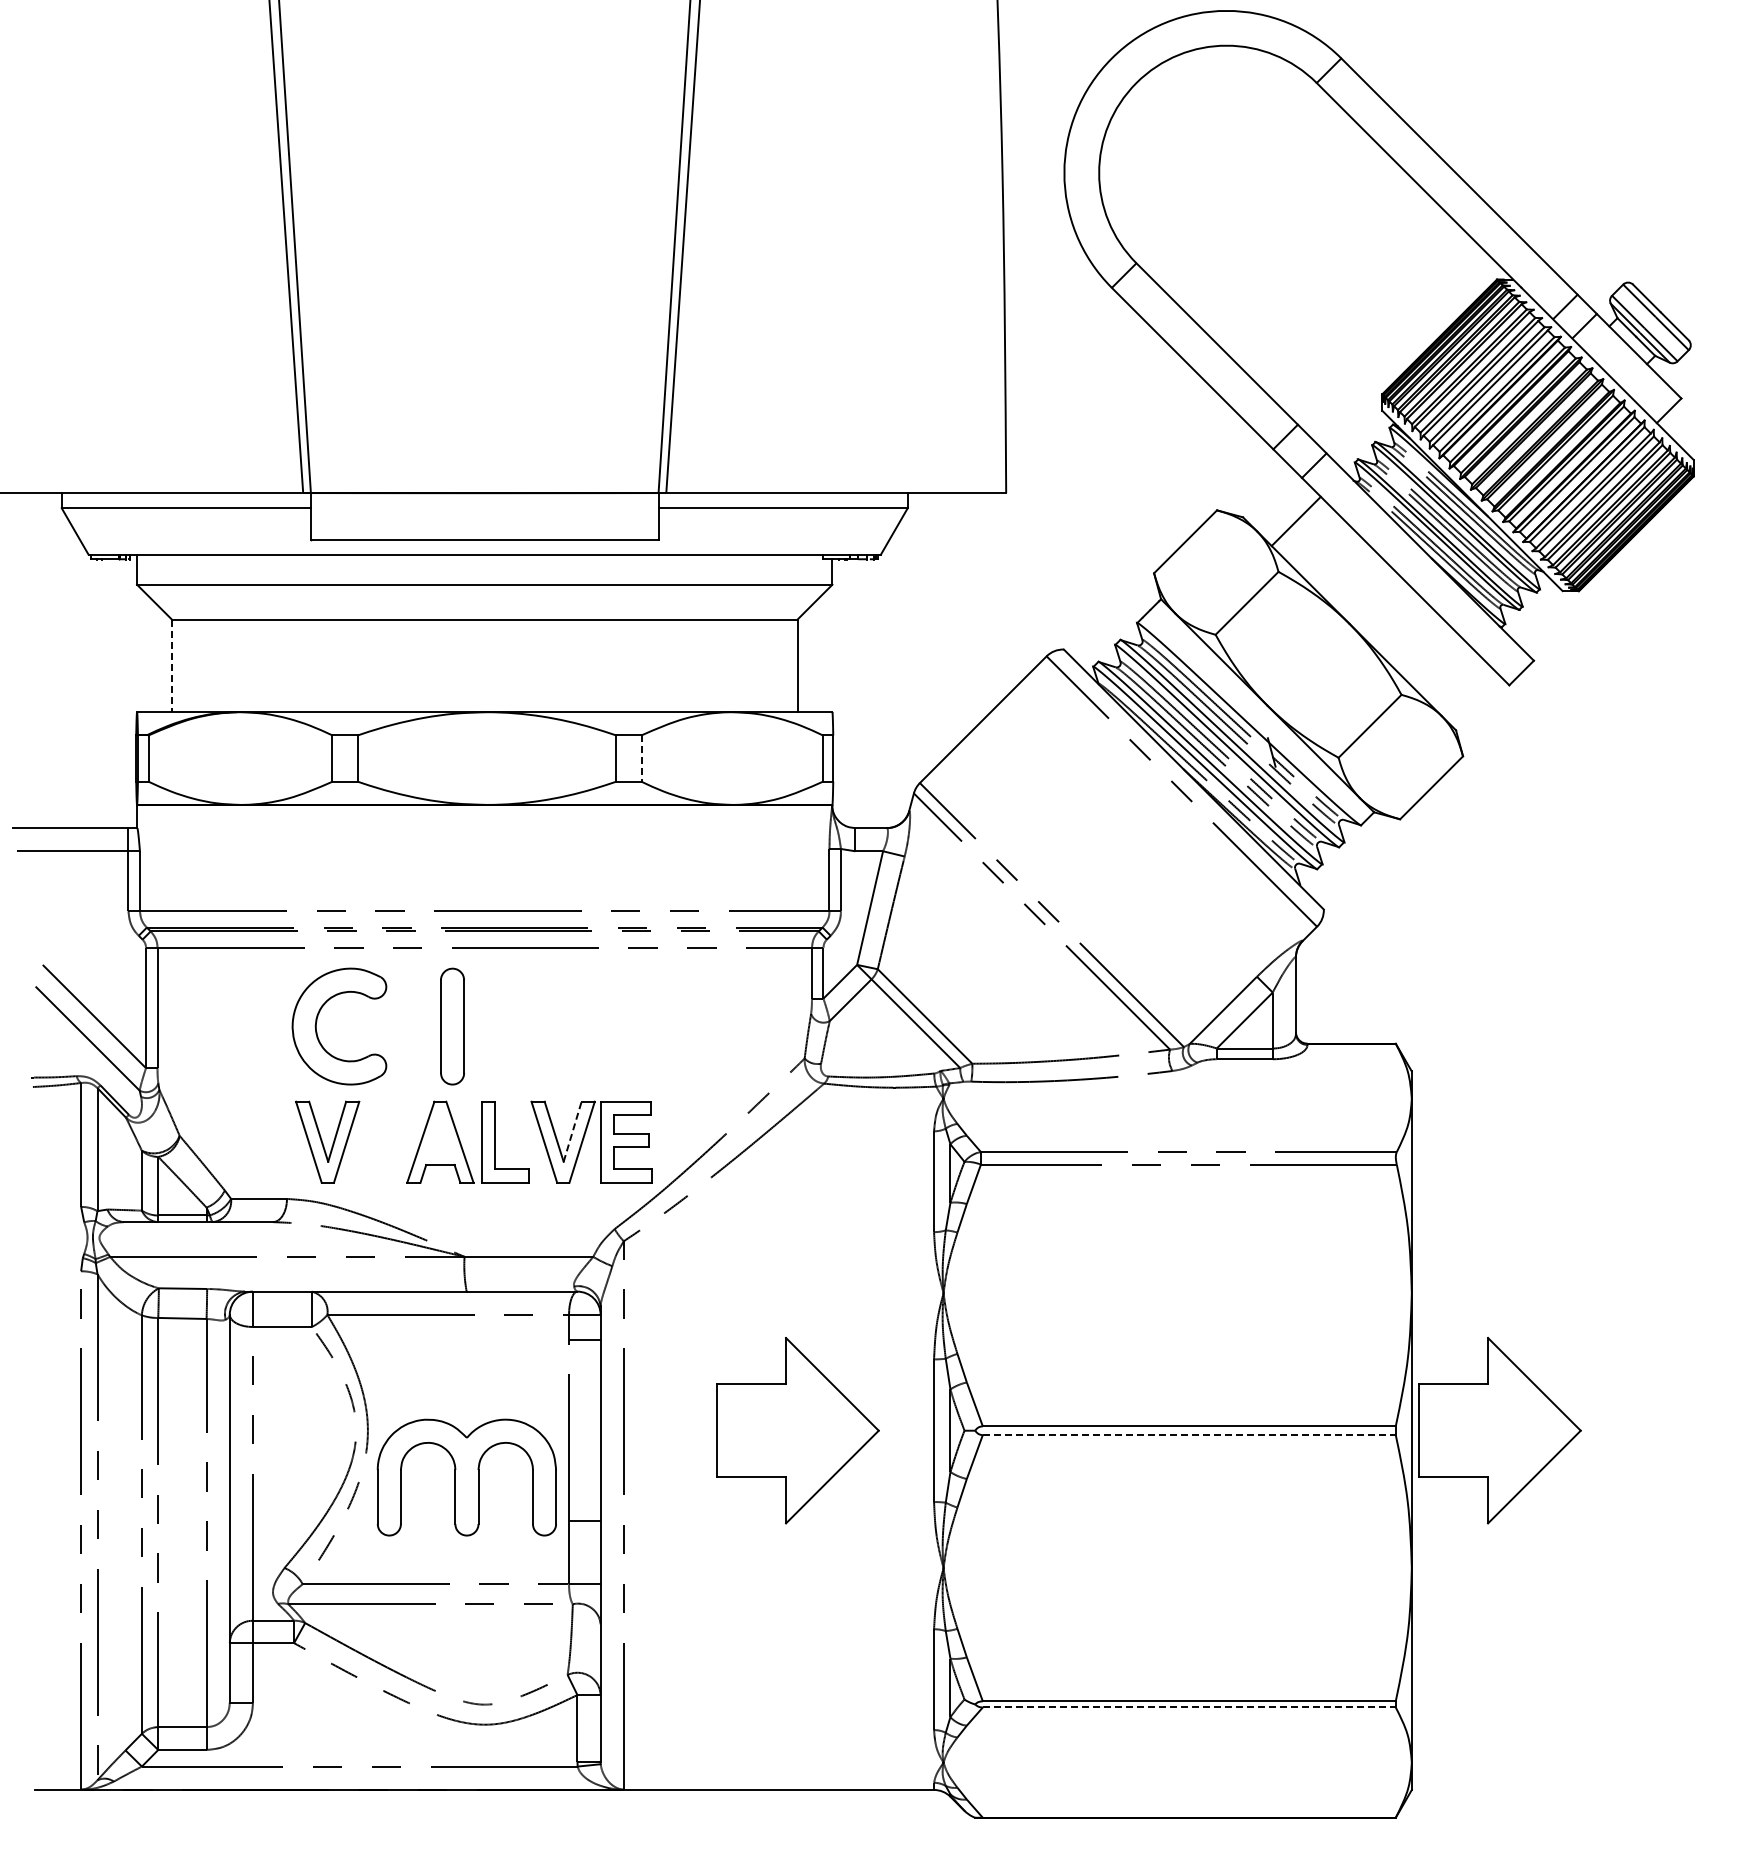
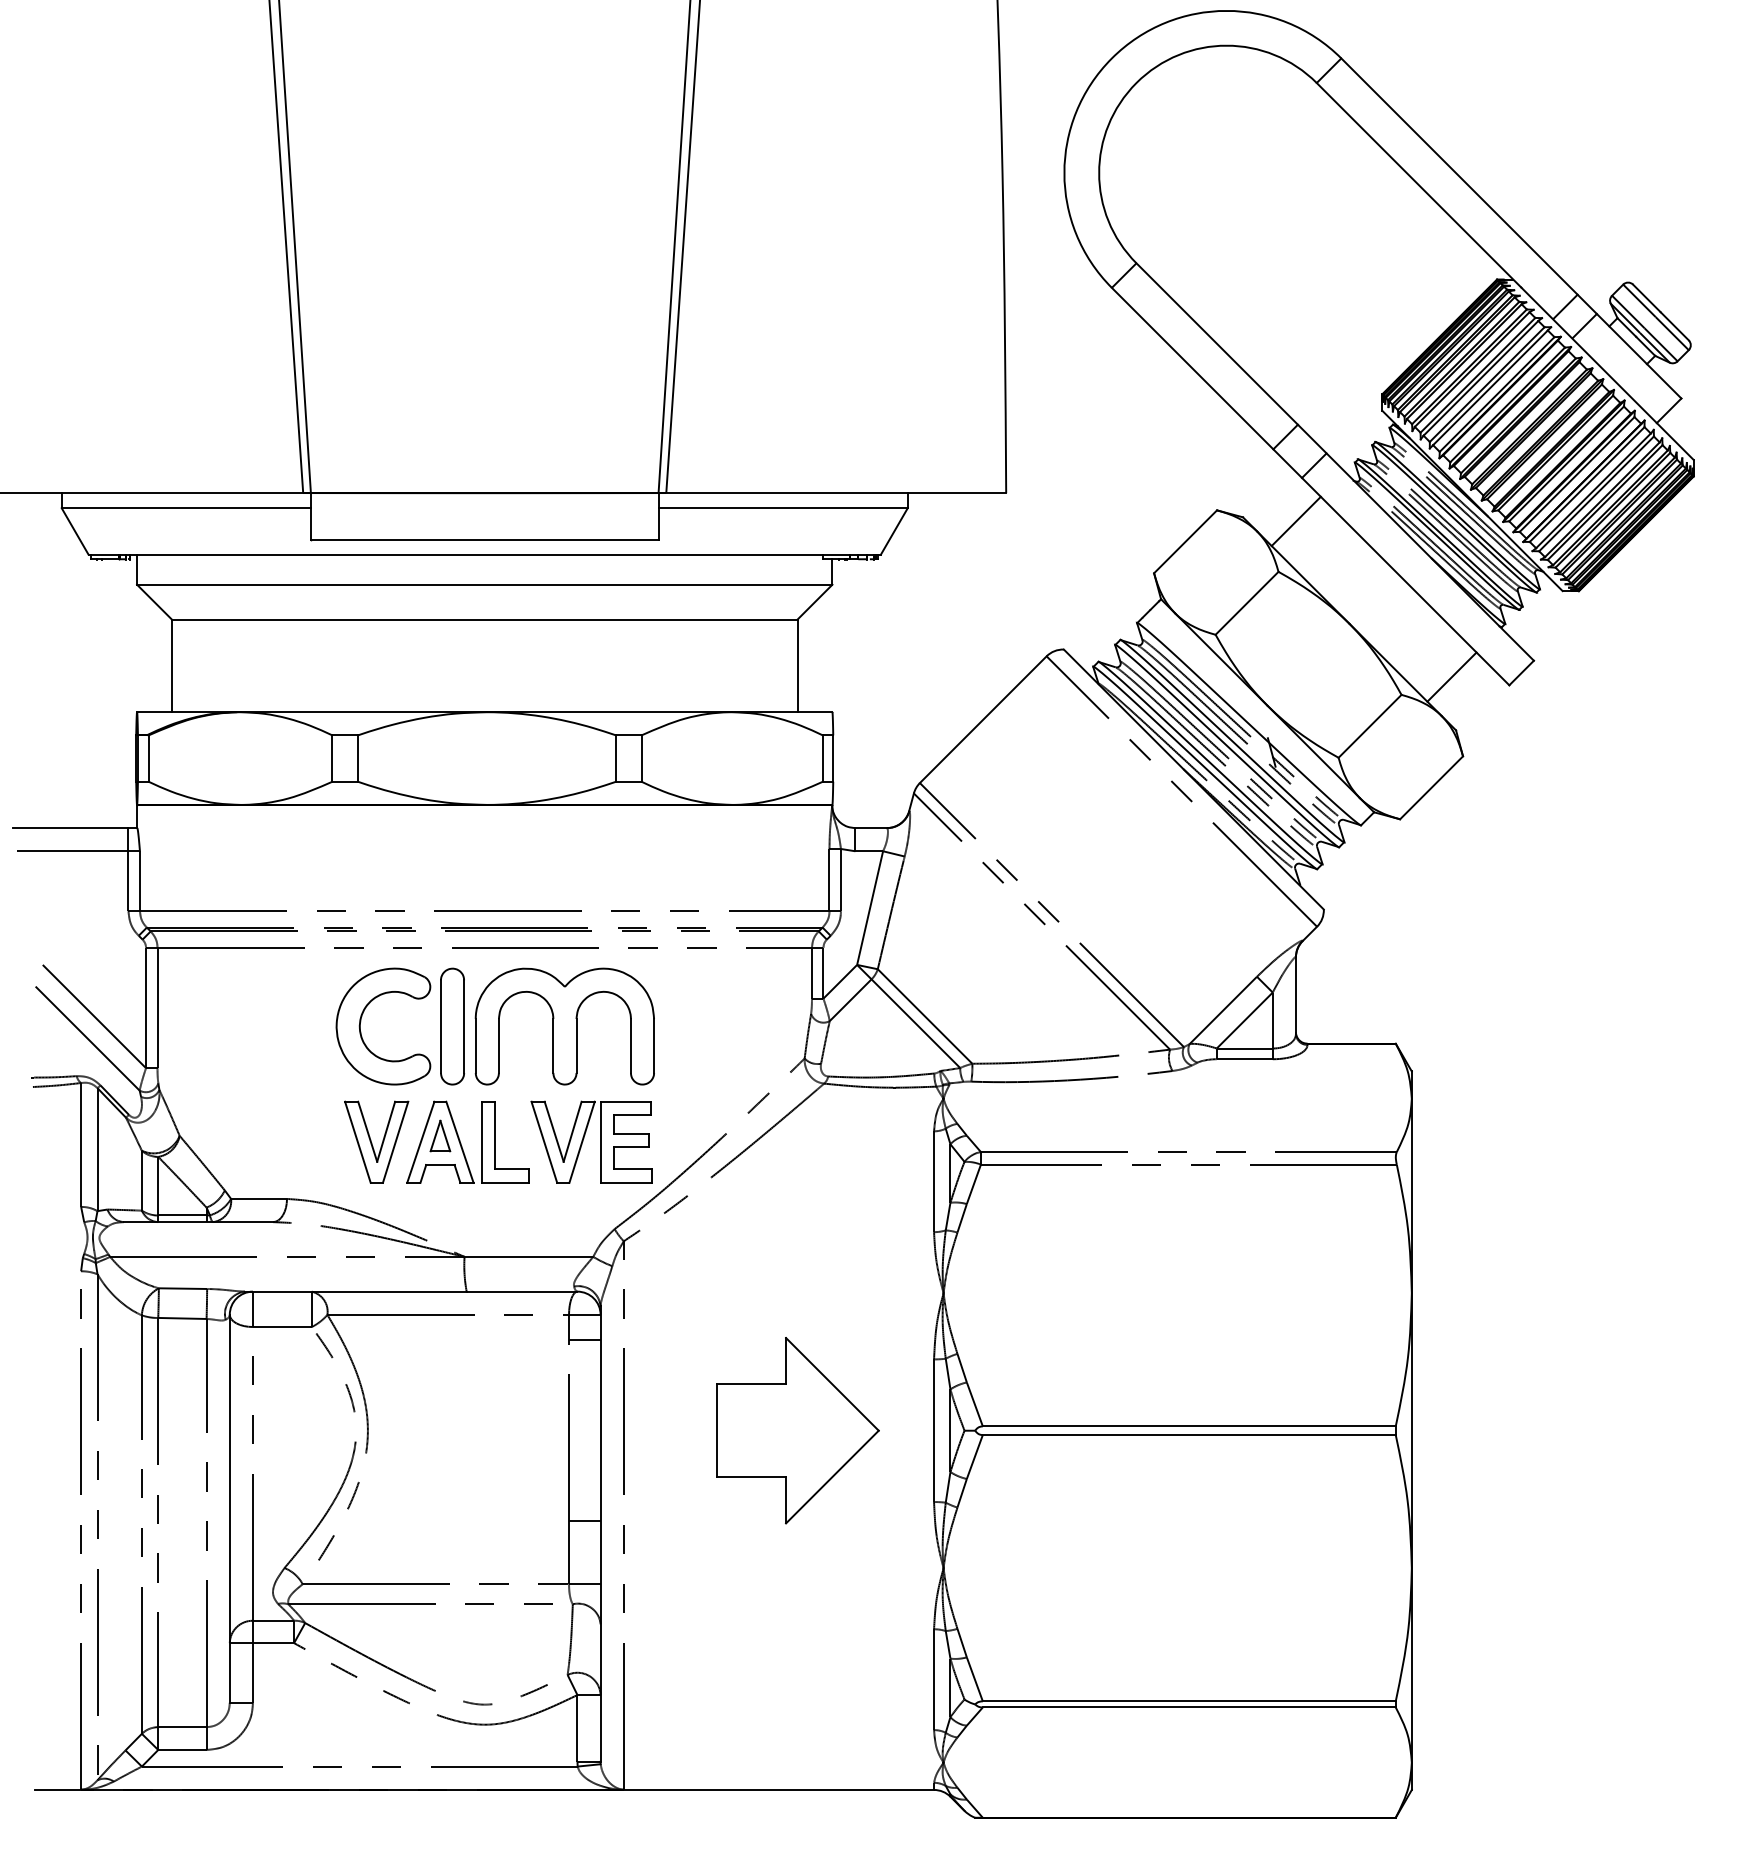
line: dashed -> solid (171, 666)
line: none -> present (1451, 676)
line: dashed -> solid (641, 759)
part position: (317, 1021) -> (361, 1021) (361, 1021)
line: dashed -> solid (572, 1131)
part: none -> present (440, 1135)
part position: (327, 1141) -> (376, 1141) (376, 1141)
part: present -> none (1499, 1430)
line: dashed -> solid (1189, 1435)
part position: (466, 1477) -> (564, 1026) (564, 1026)
line: dashed -> solid (1189, 1707)
